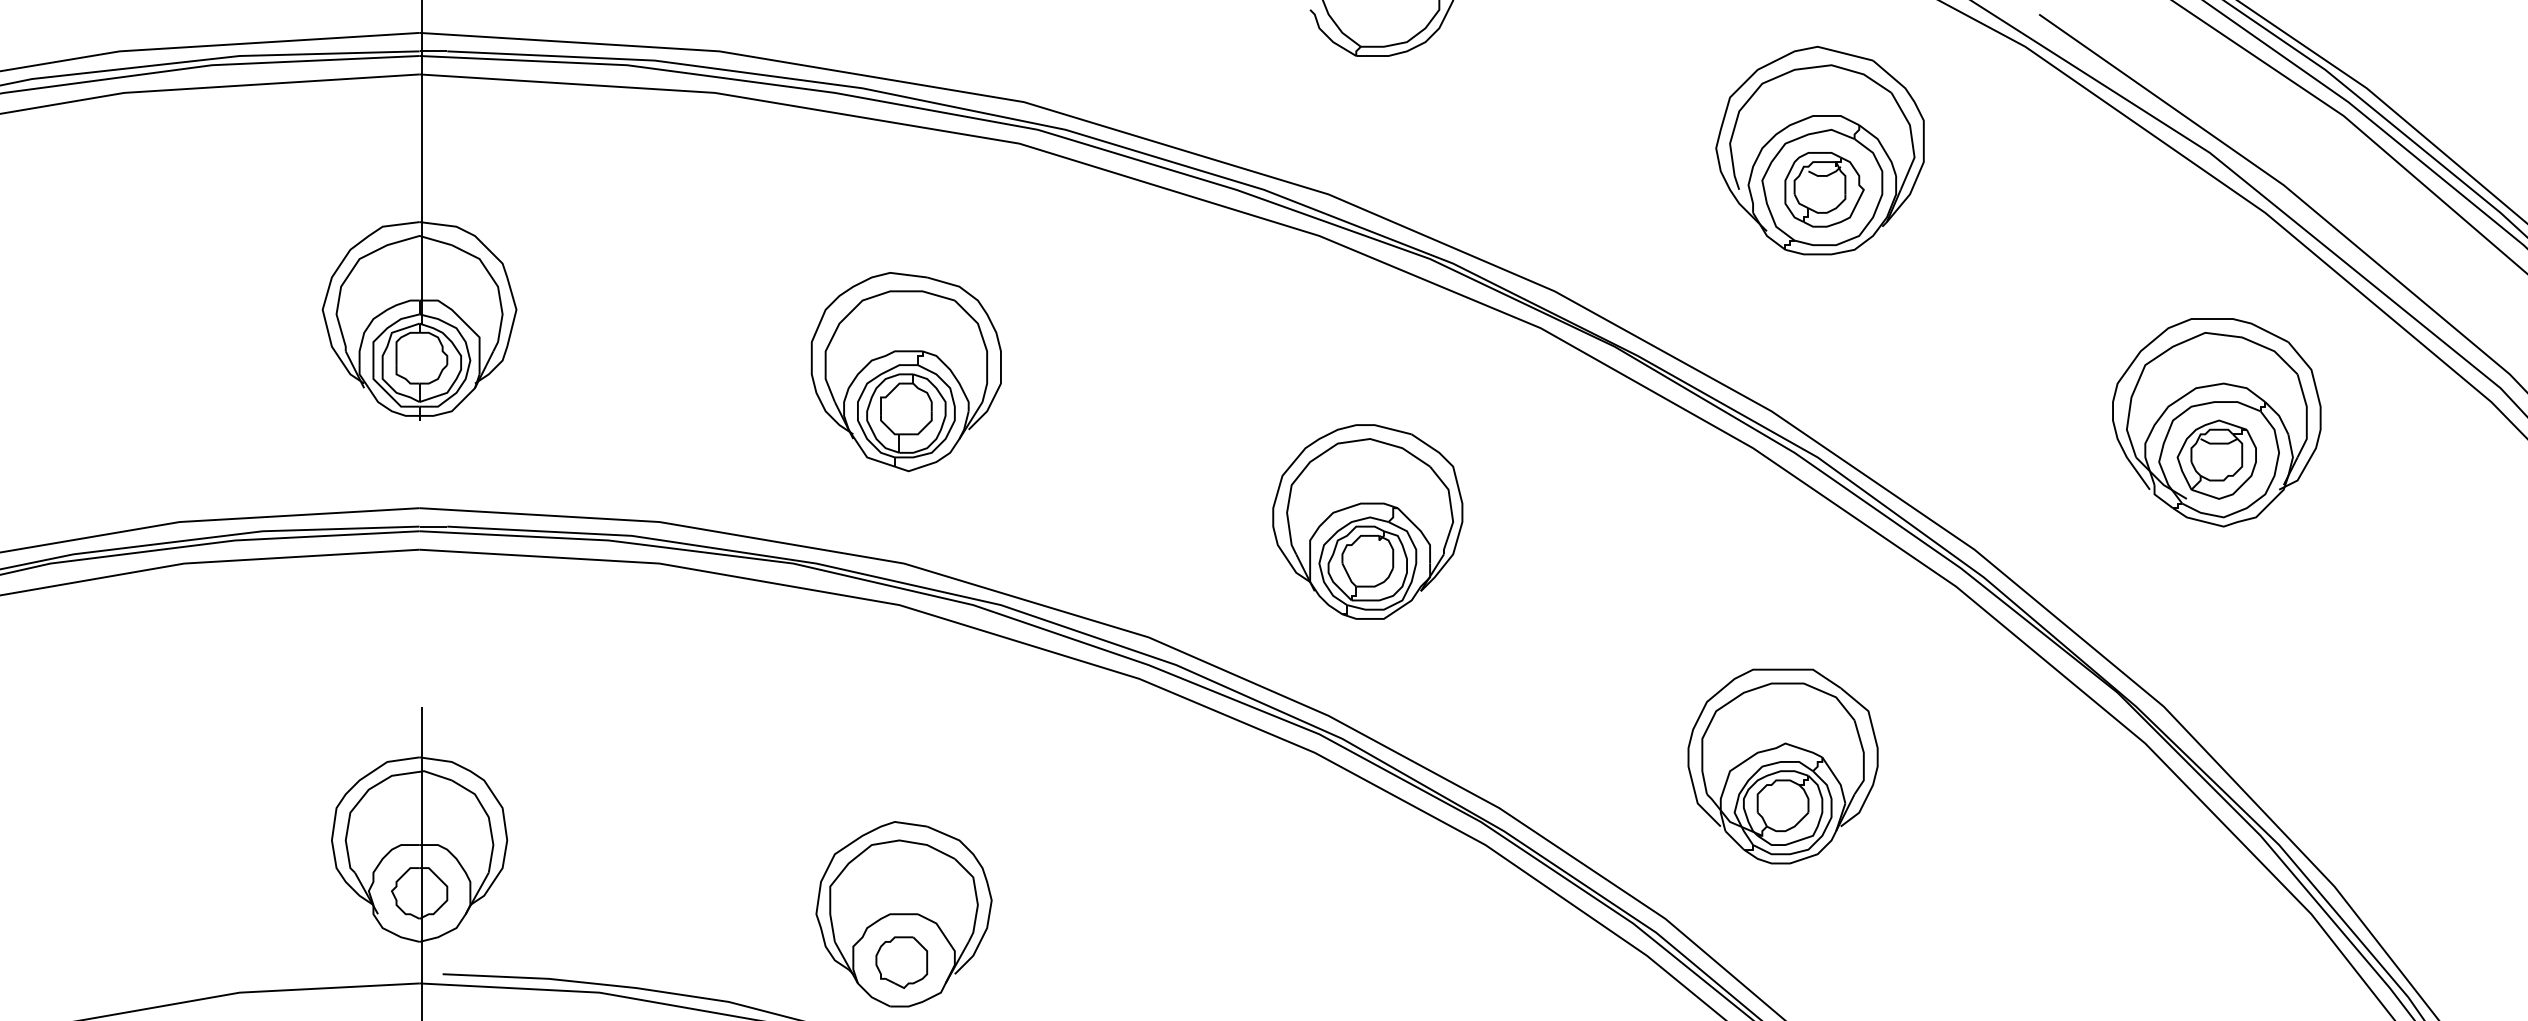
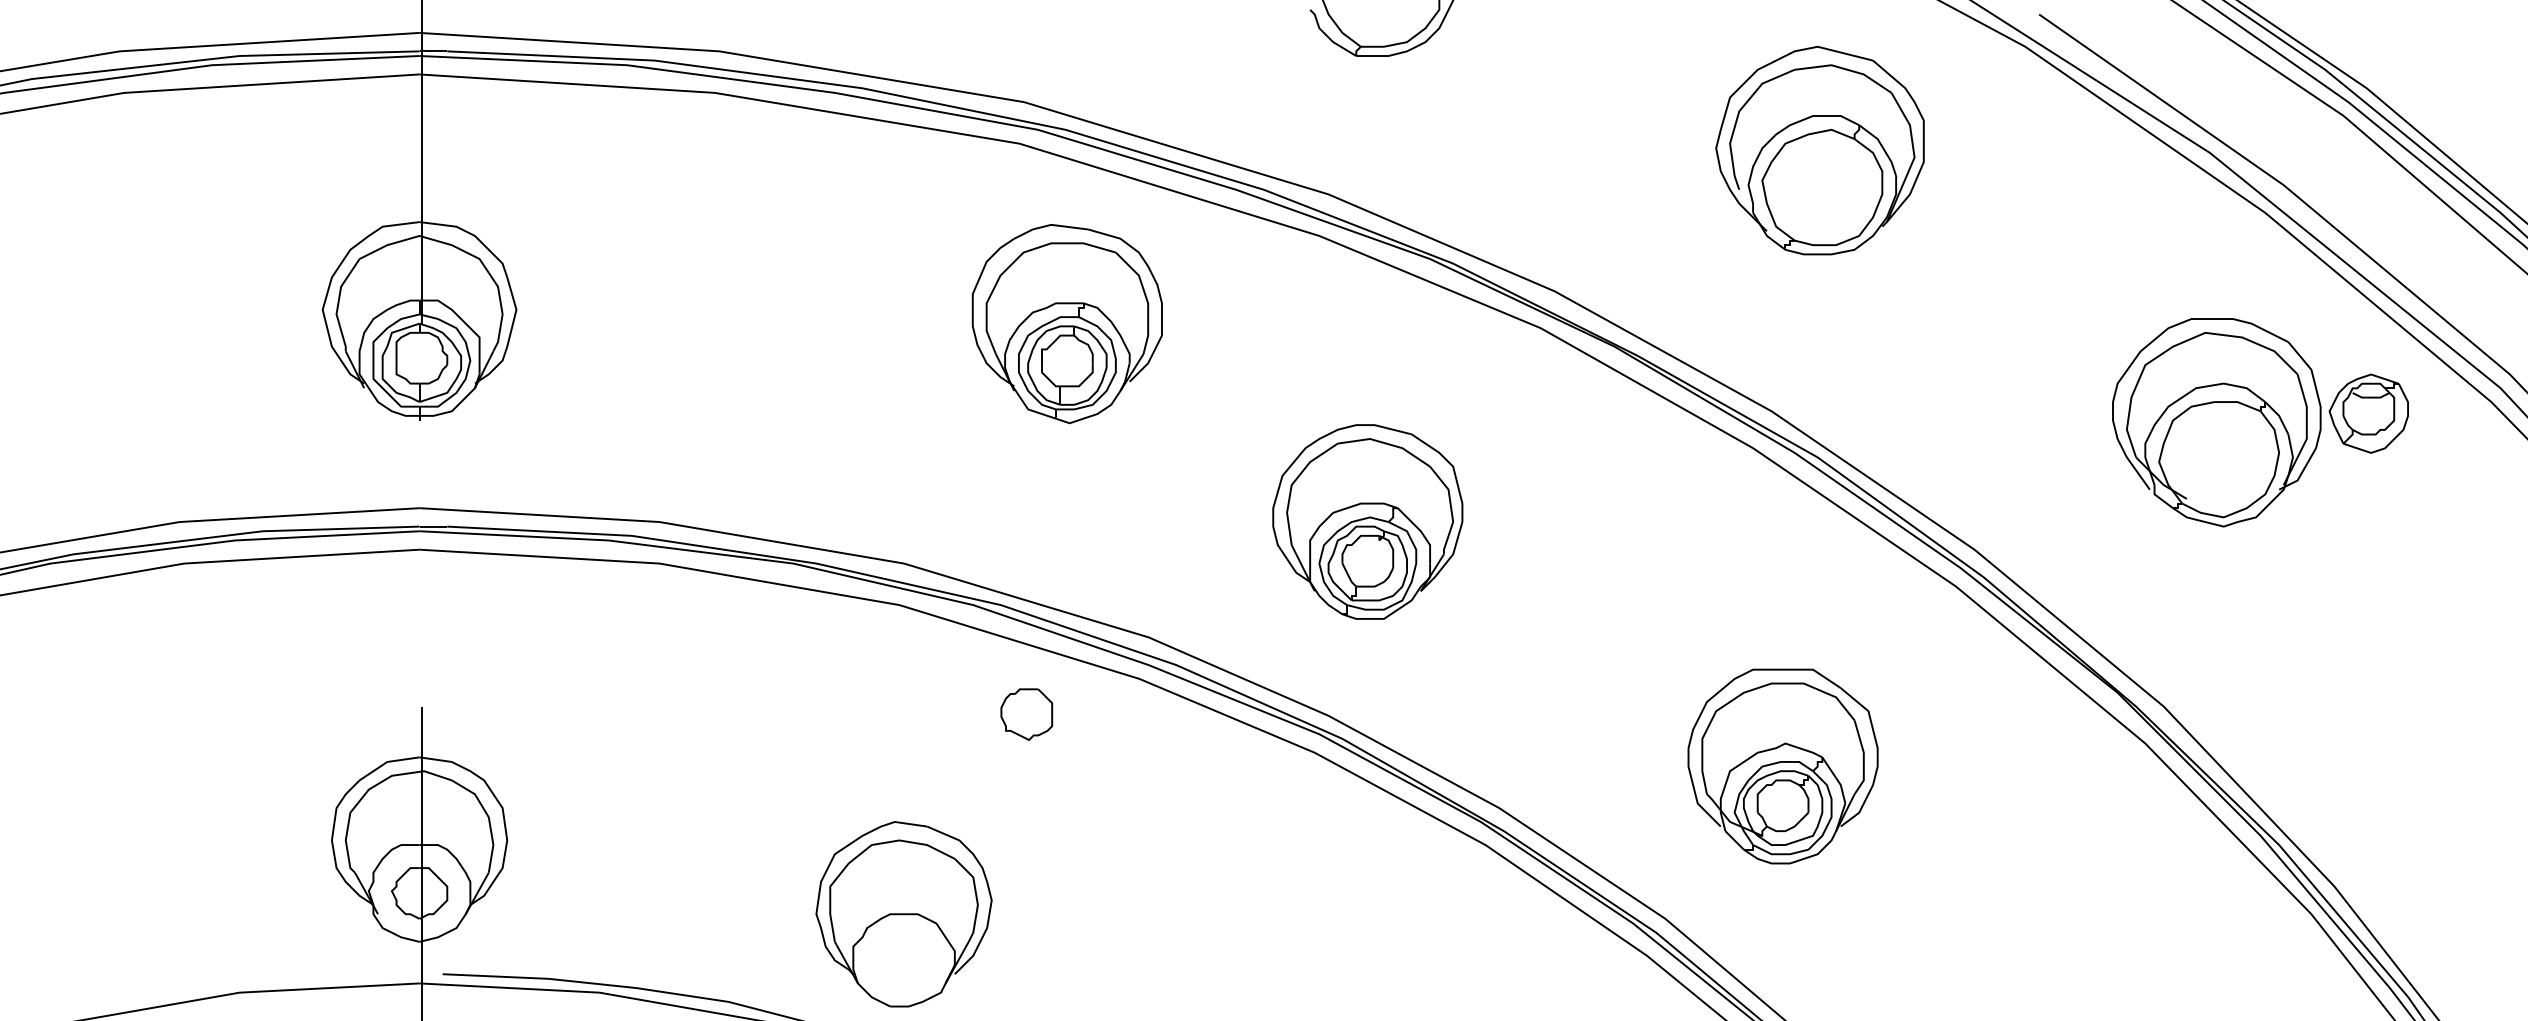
part: present -> none (1824, 189)
part position: (905, 372) -> (1066, 324) (1066, 324)
part position: (2216, 459) -> (2368, 413) (2368, 413)
part position: (901, 962) -> (1026, 714) (1026, 714)
